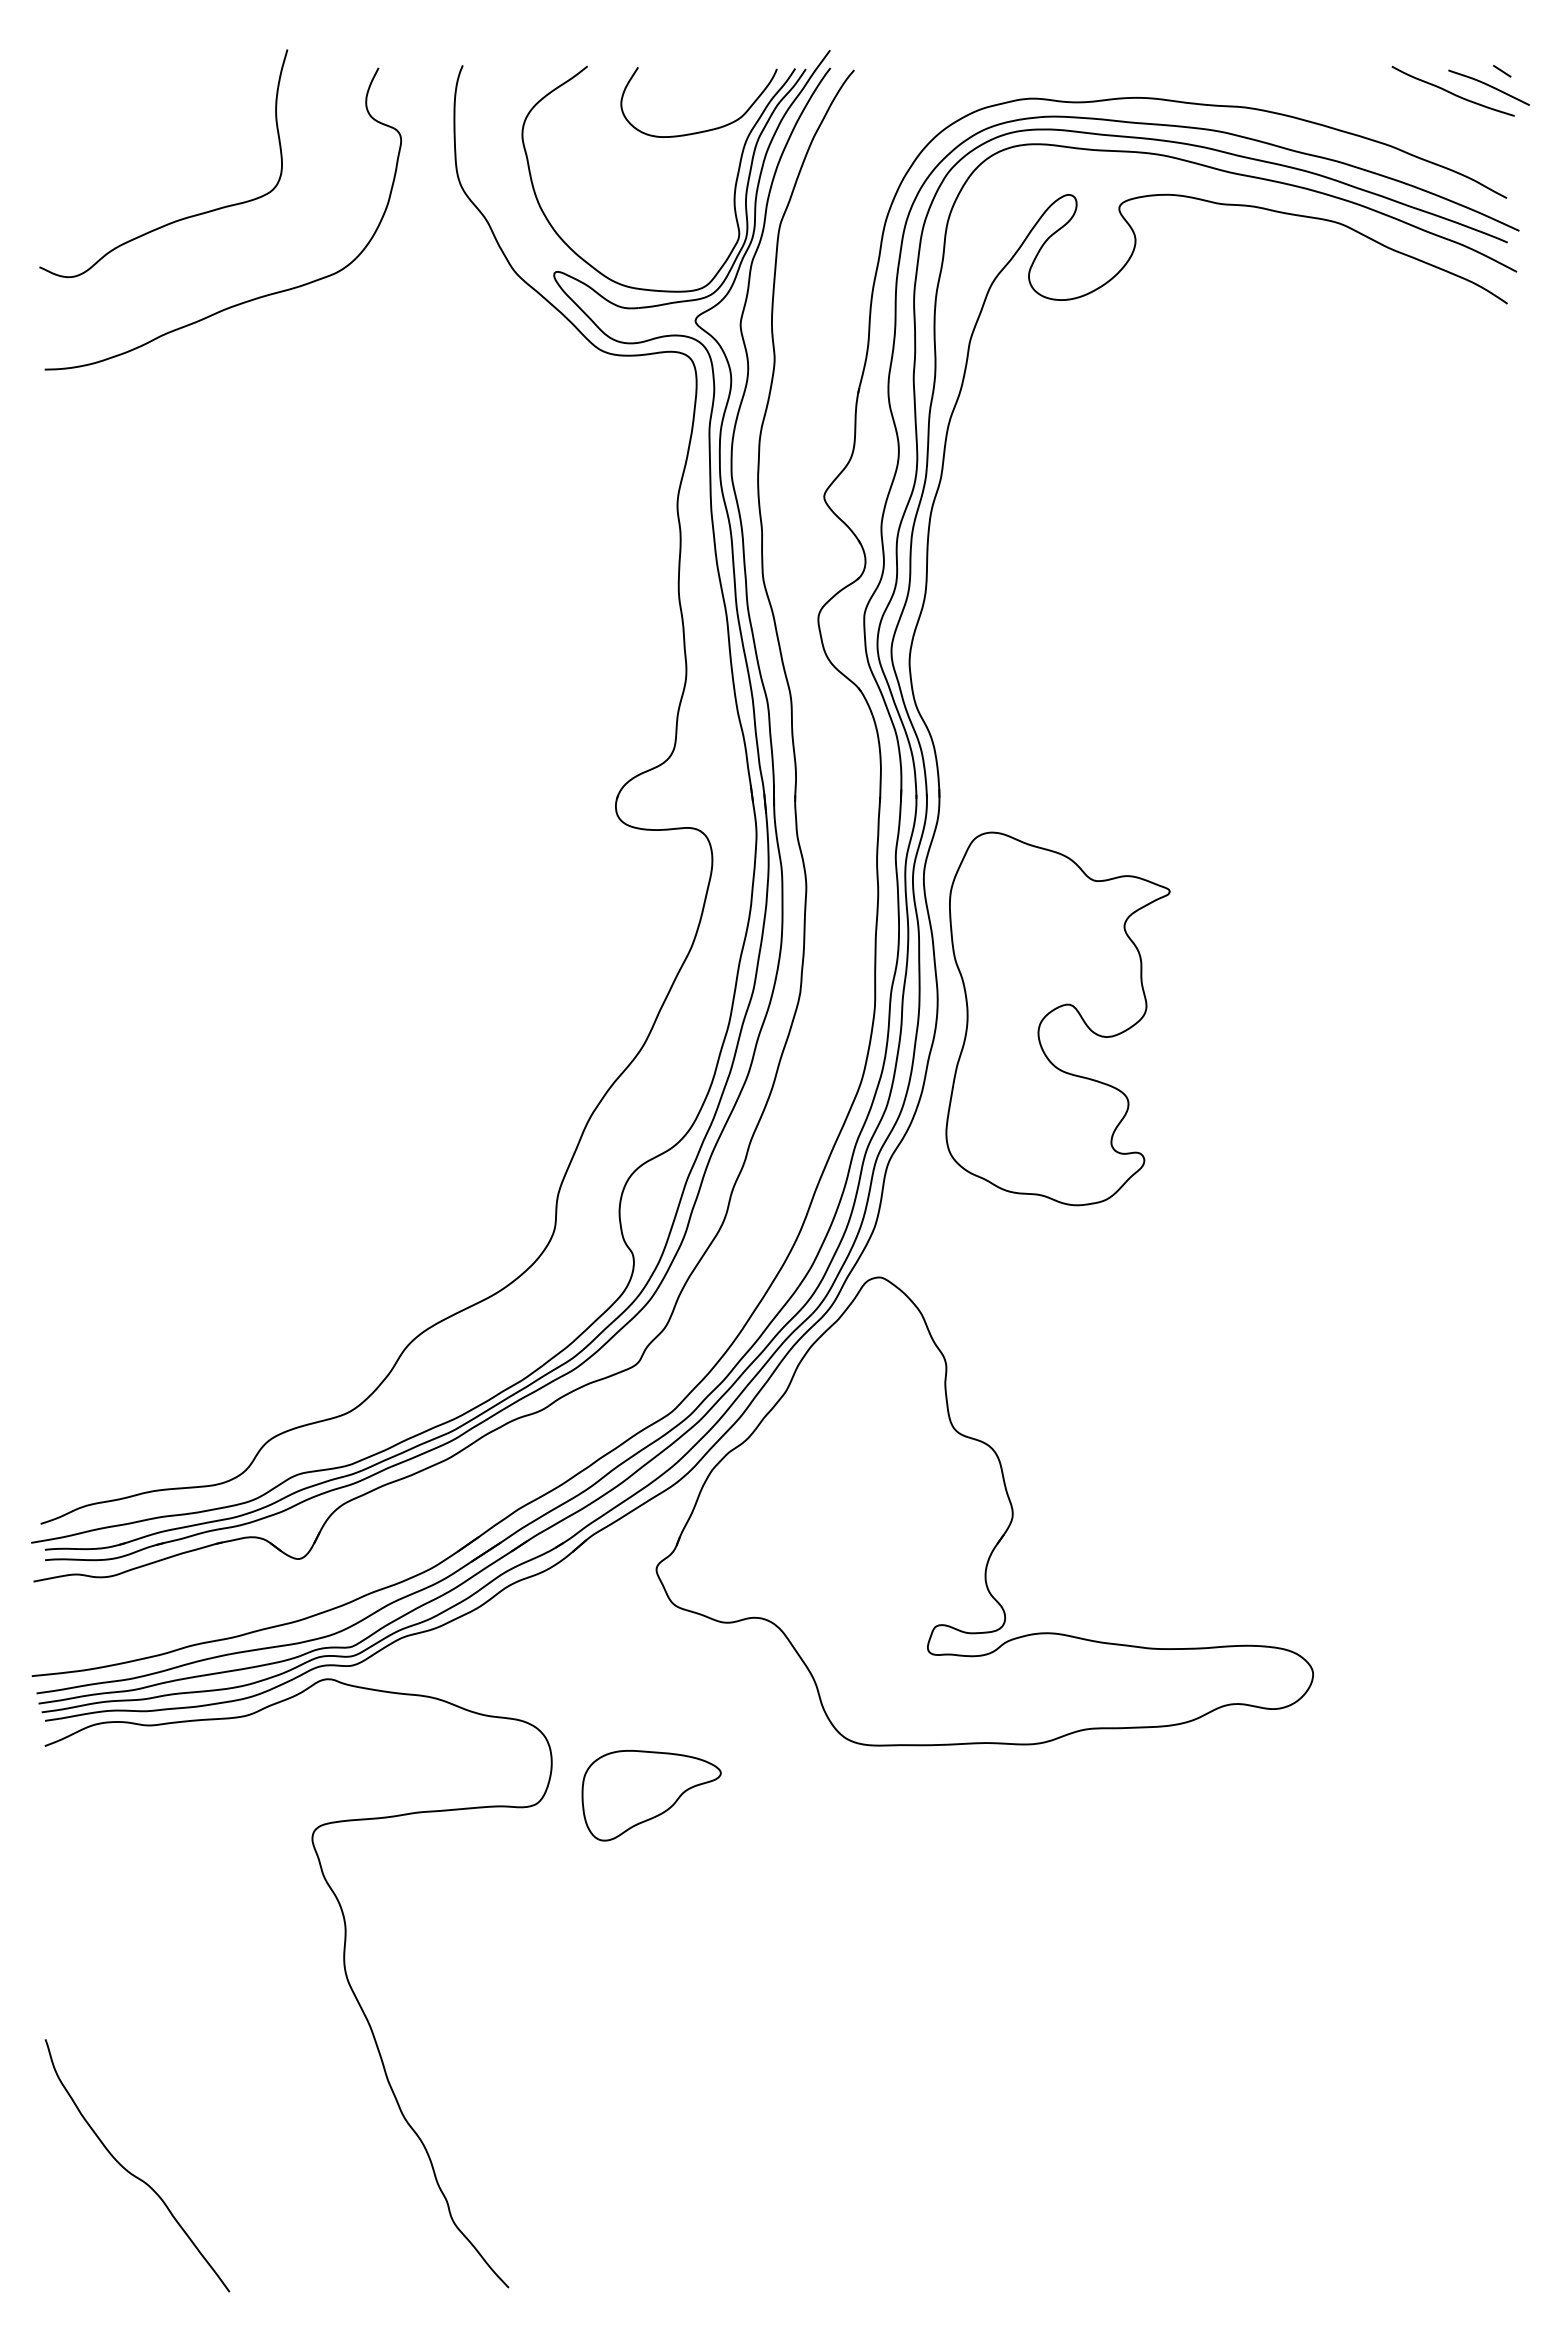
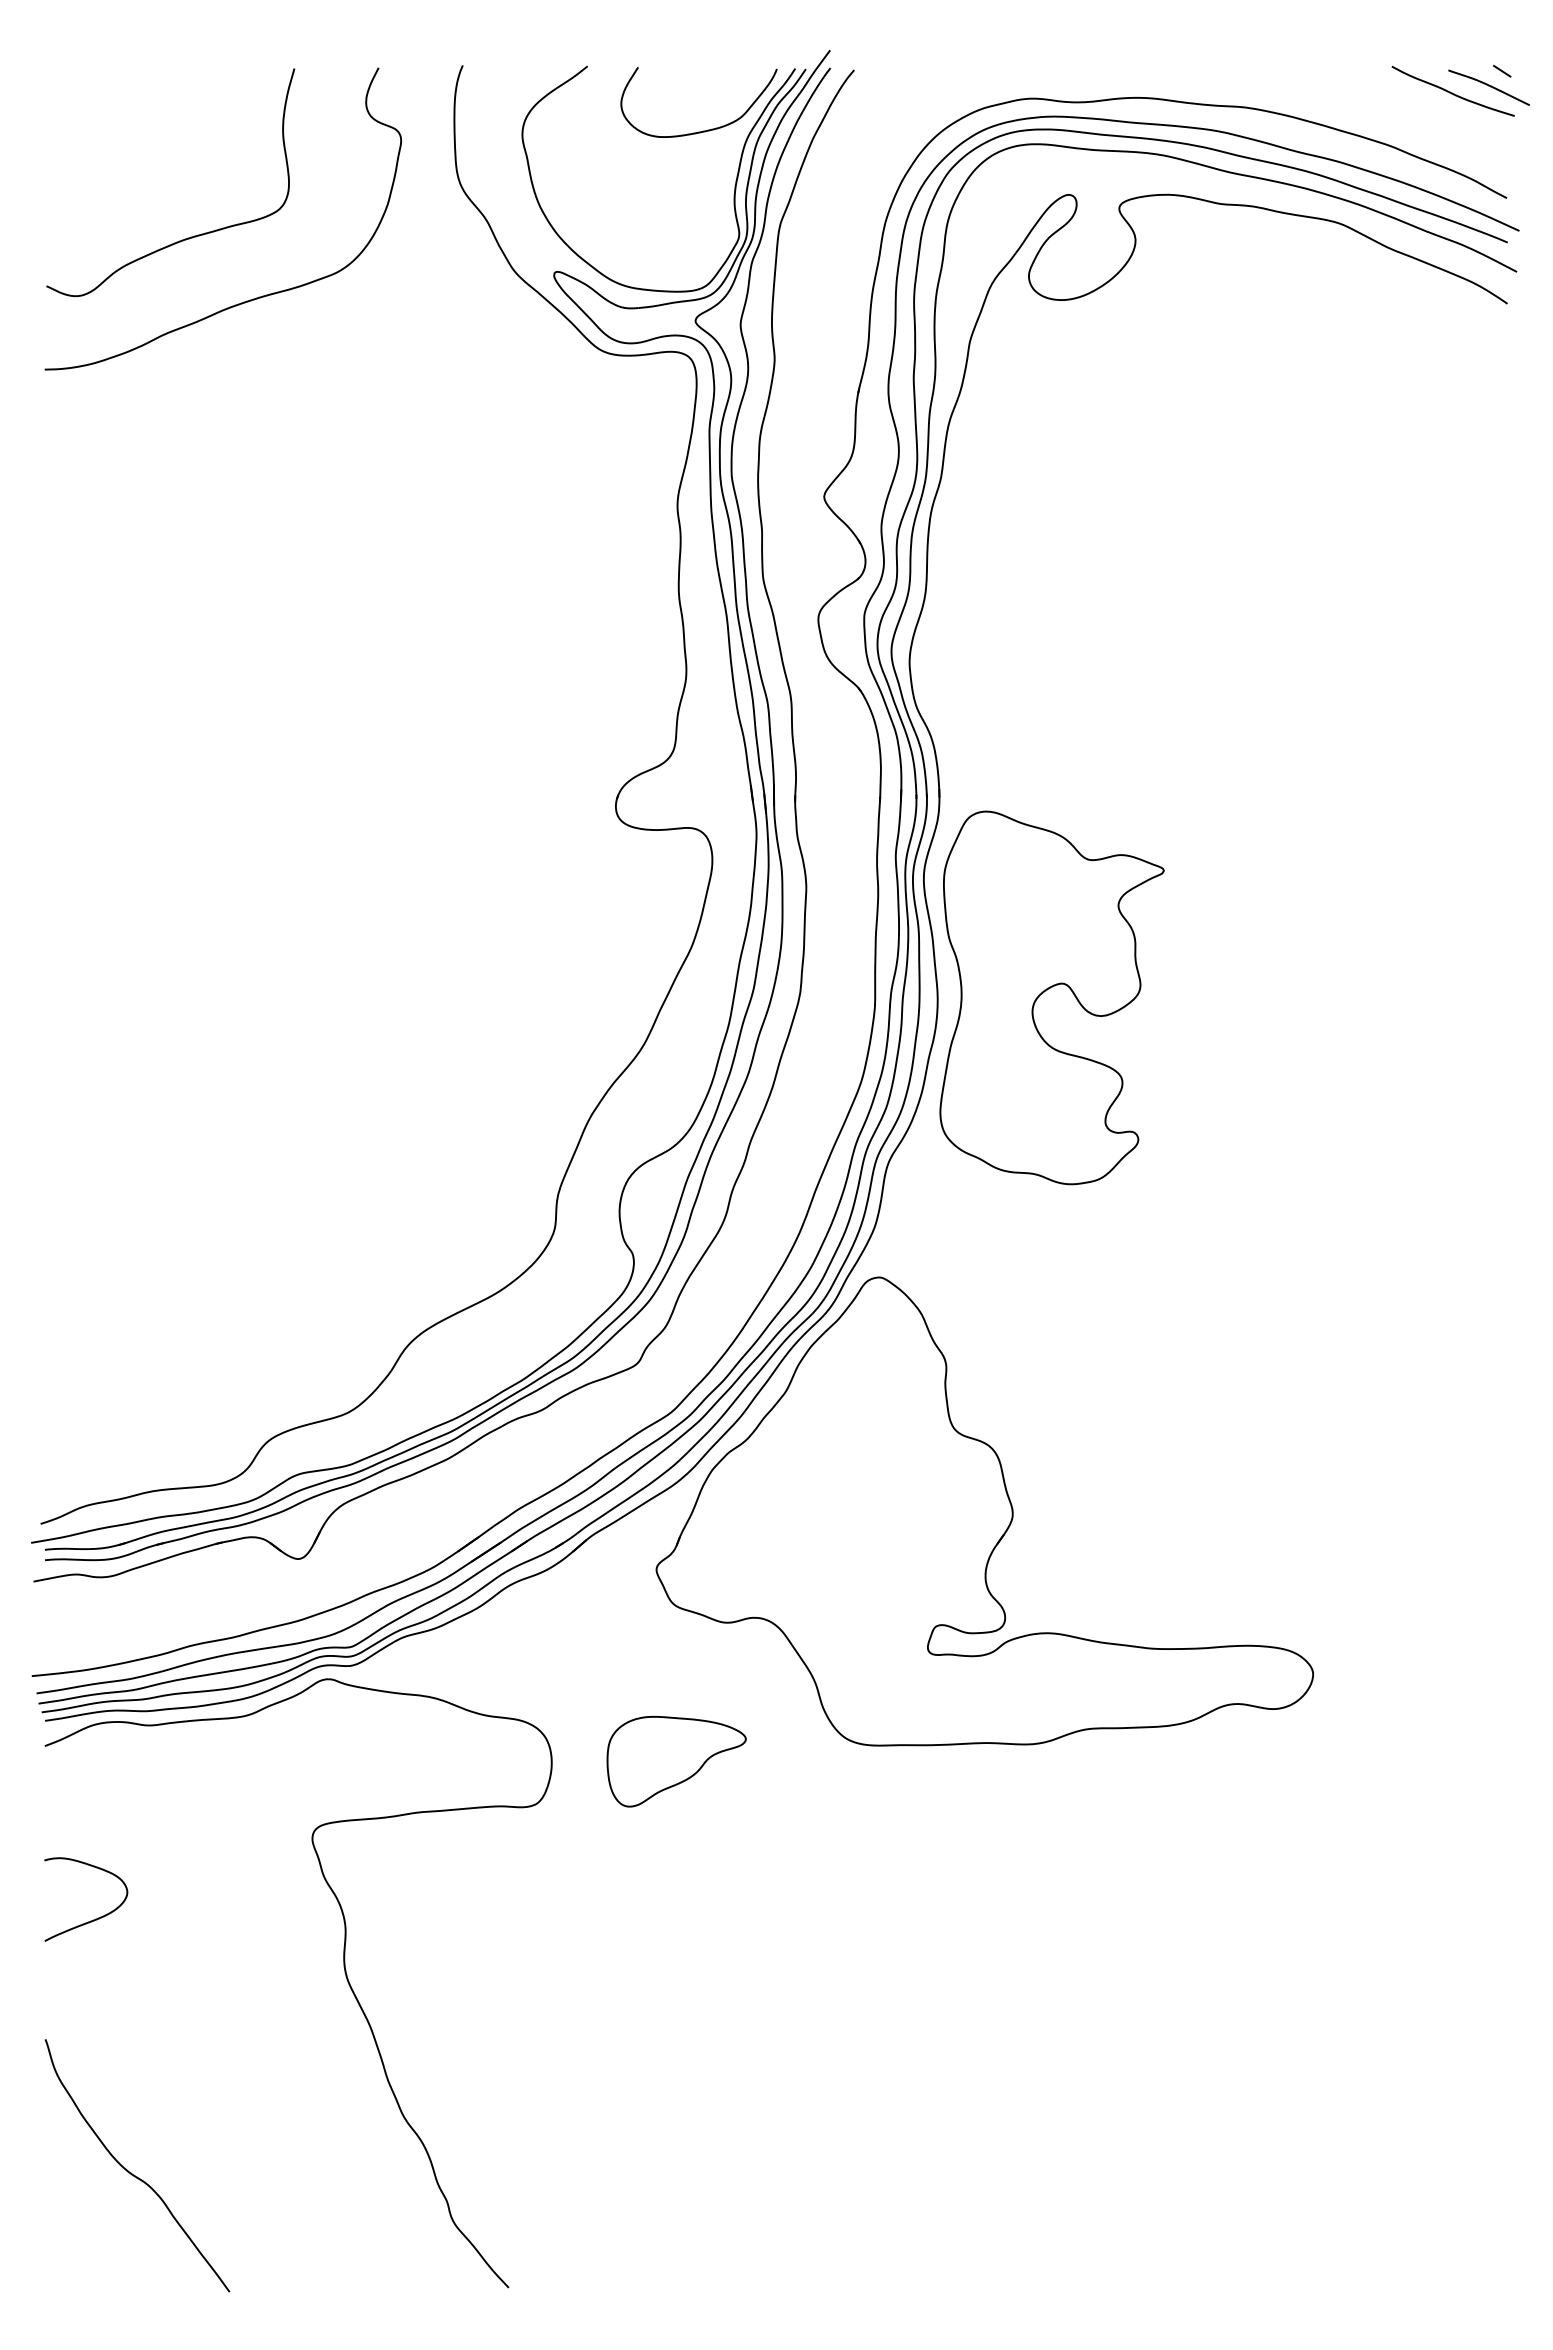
curve position: (180, 218) -> (187, 237) (187, 237)
part position: (1053, 1011) -> (1047, 990) (1047, 990)
part position: (651, 1795) -> (676, 1761) (676, 1761)
curve: none -> present (95, 1918)
